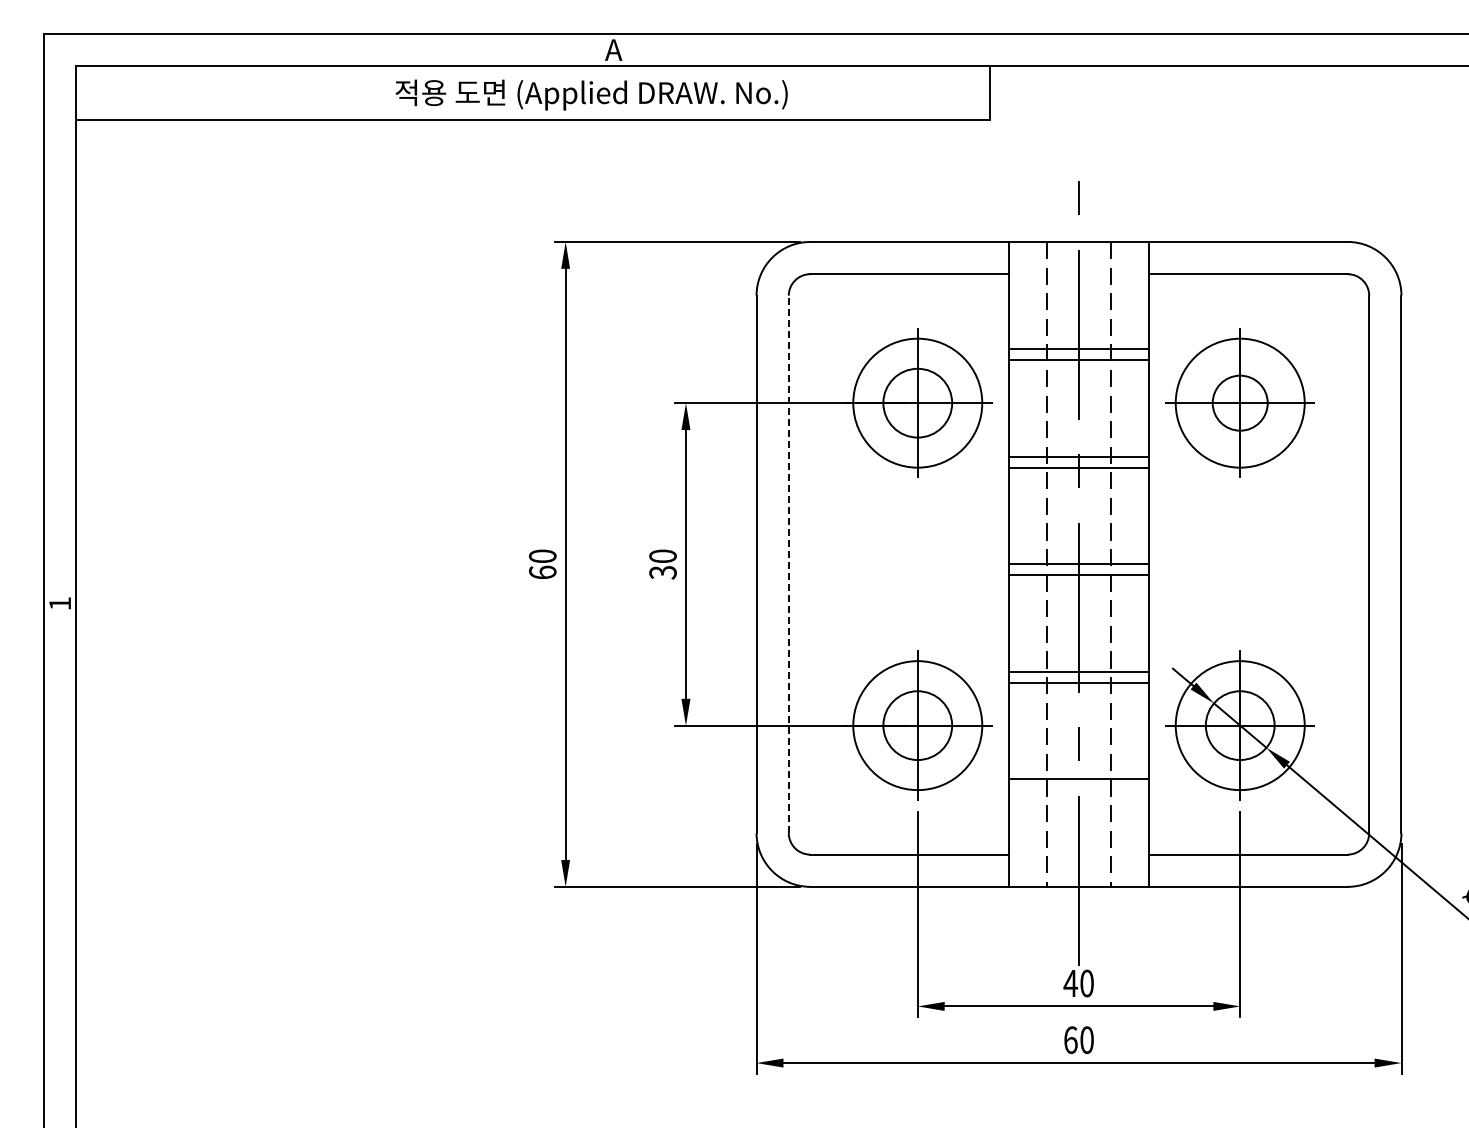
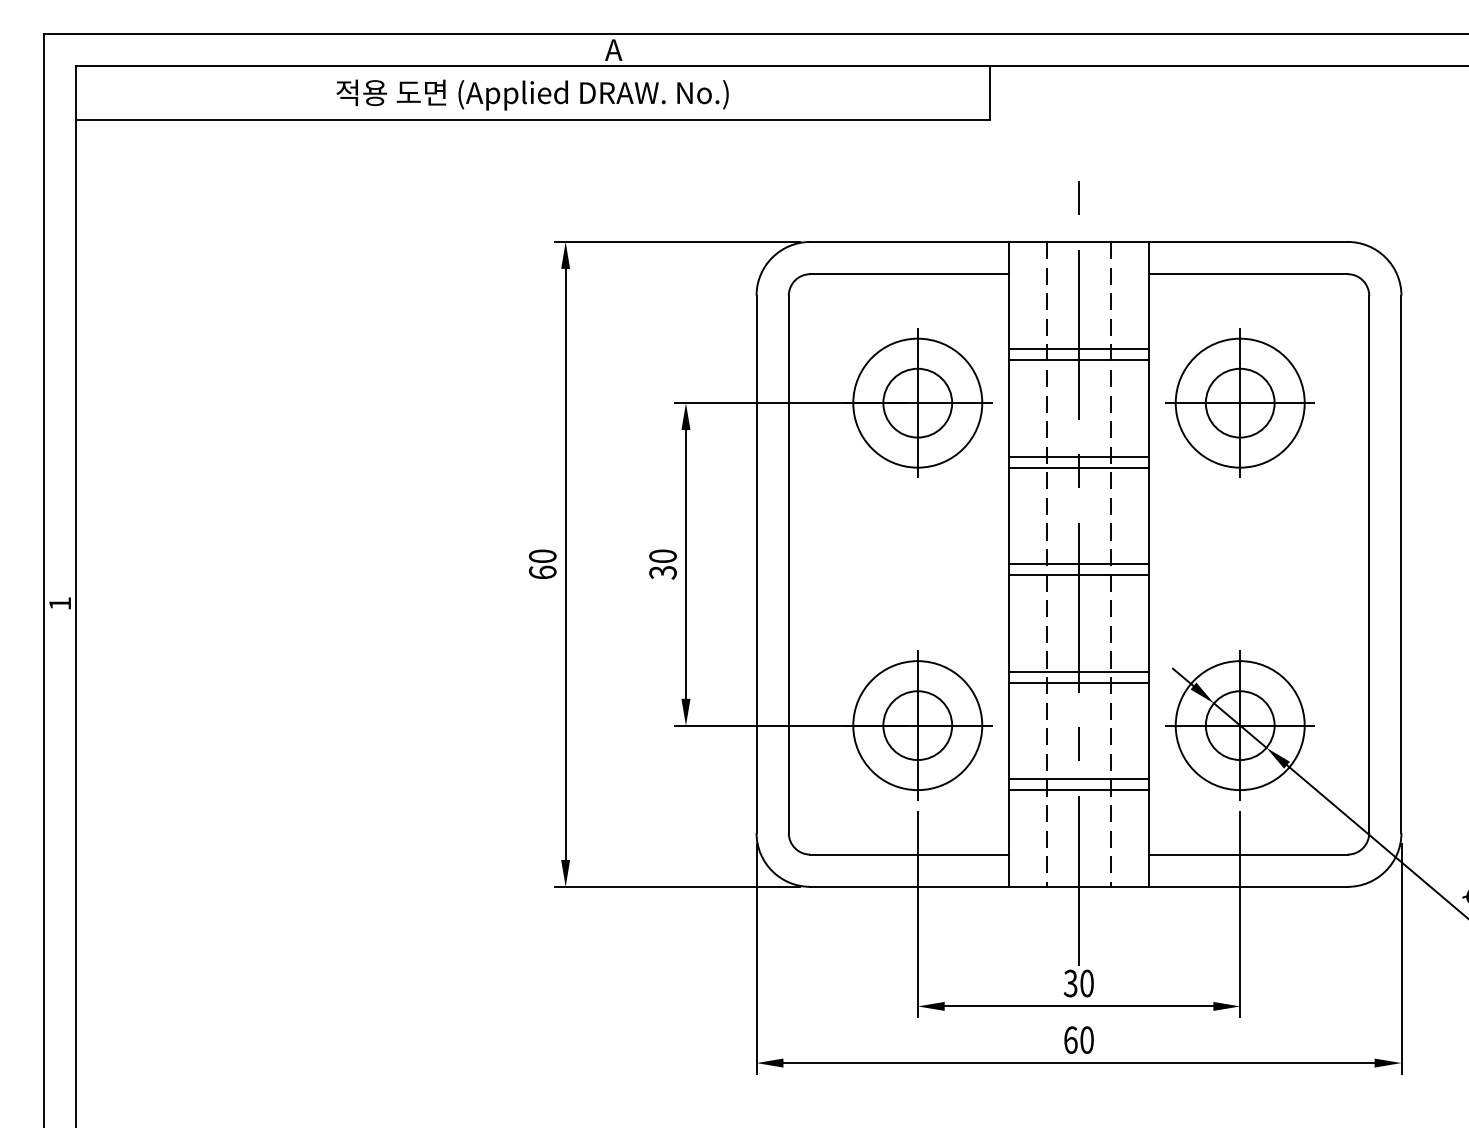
text position: (591, 94) -> (532, 94) (532, 94)
circle diameter: 55 px -> 69 px (1239, 402)
line: dashed -> solid (788, 564)
line: none -> present (1078, 790)
text: 40 -> 30 (1070, 983)
